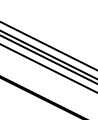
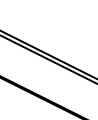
line: present -> none (48, 45)
line: present -> none (48, 68)
